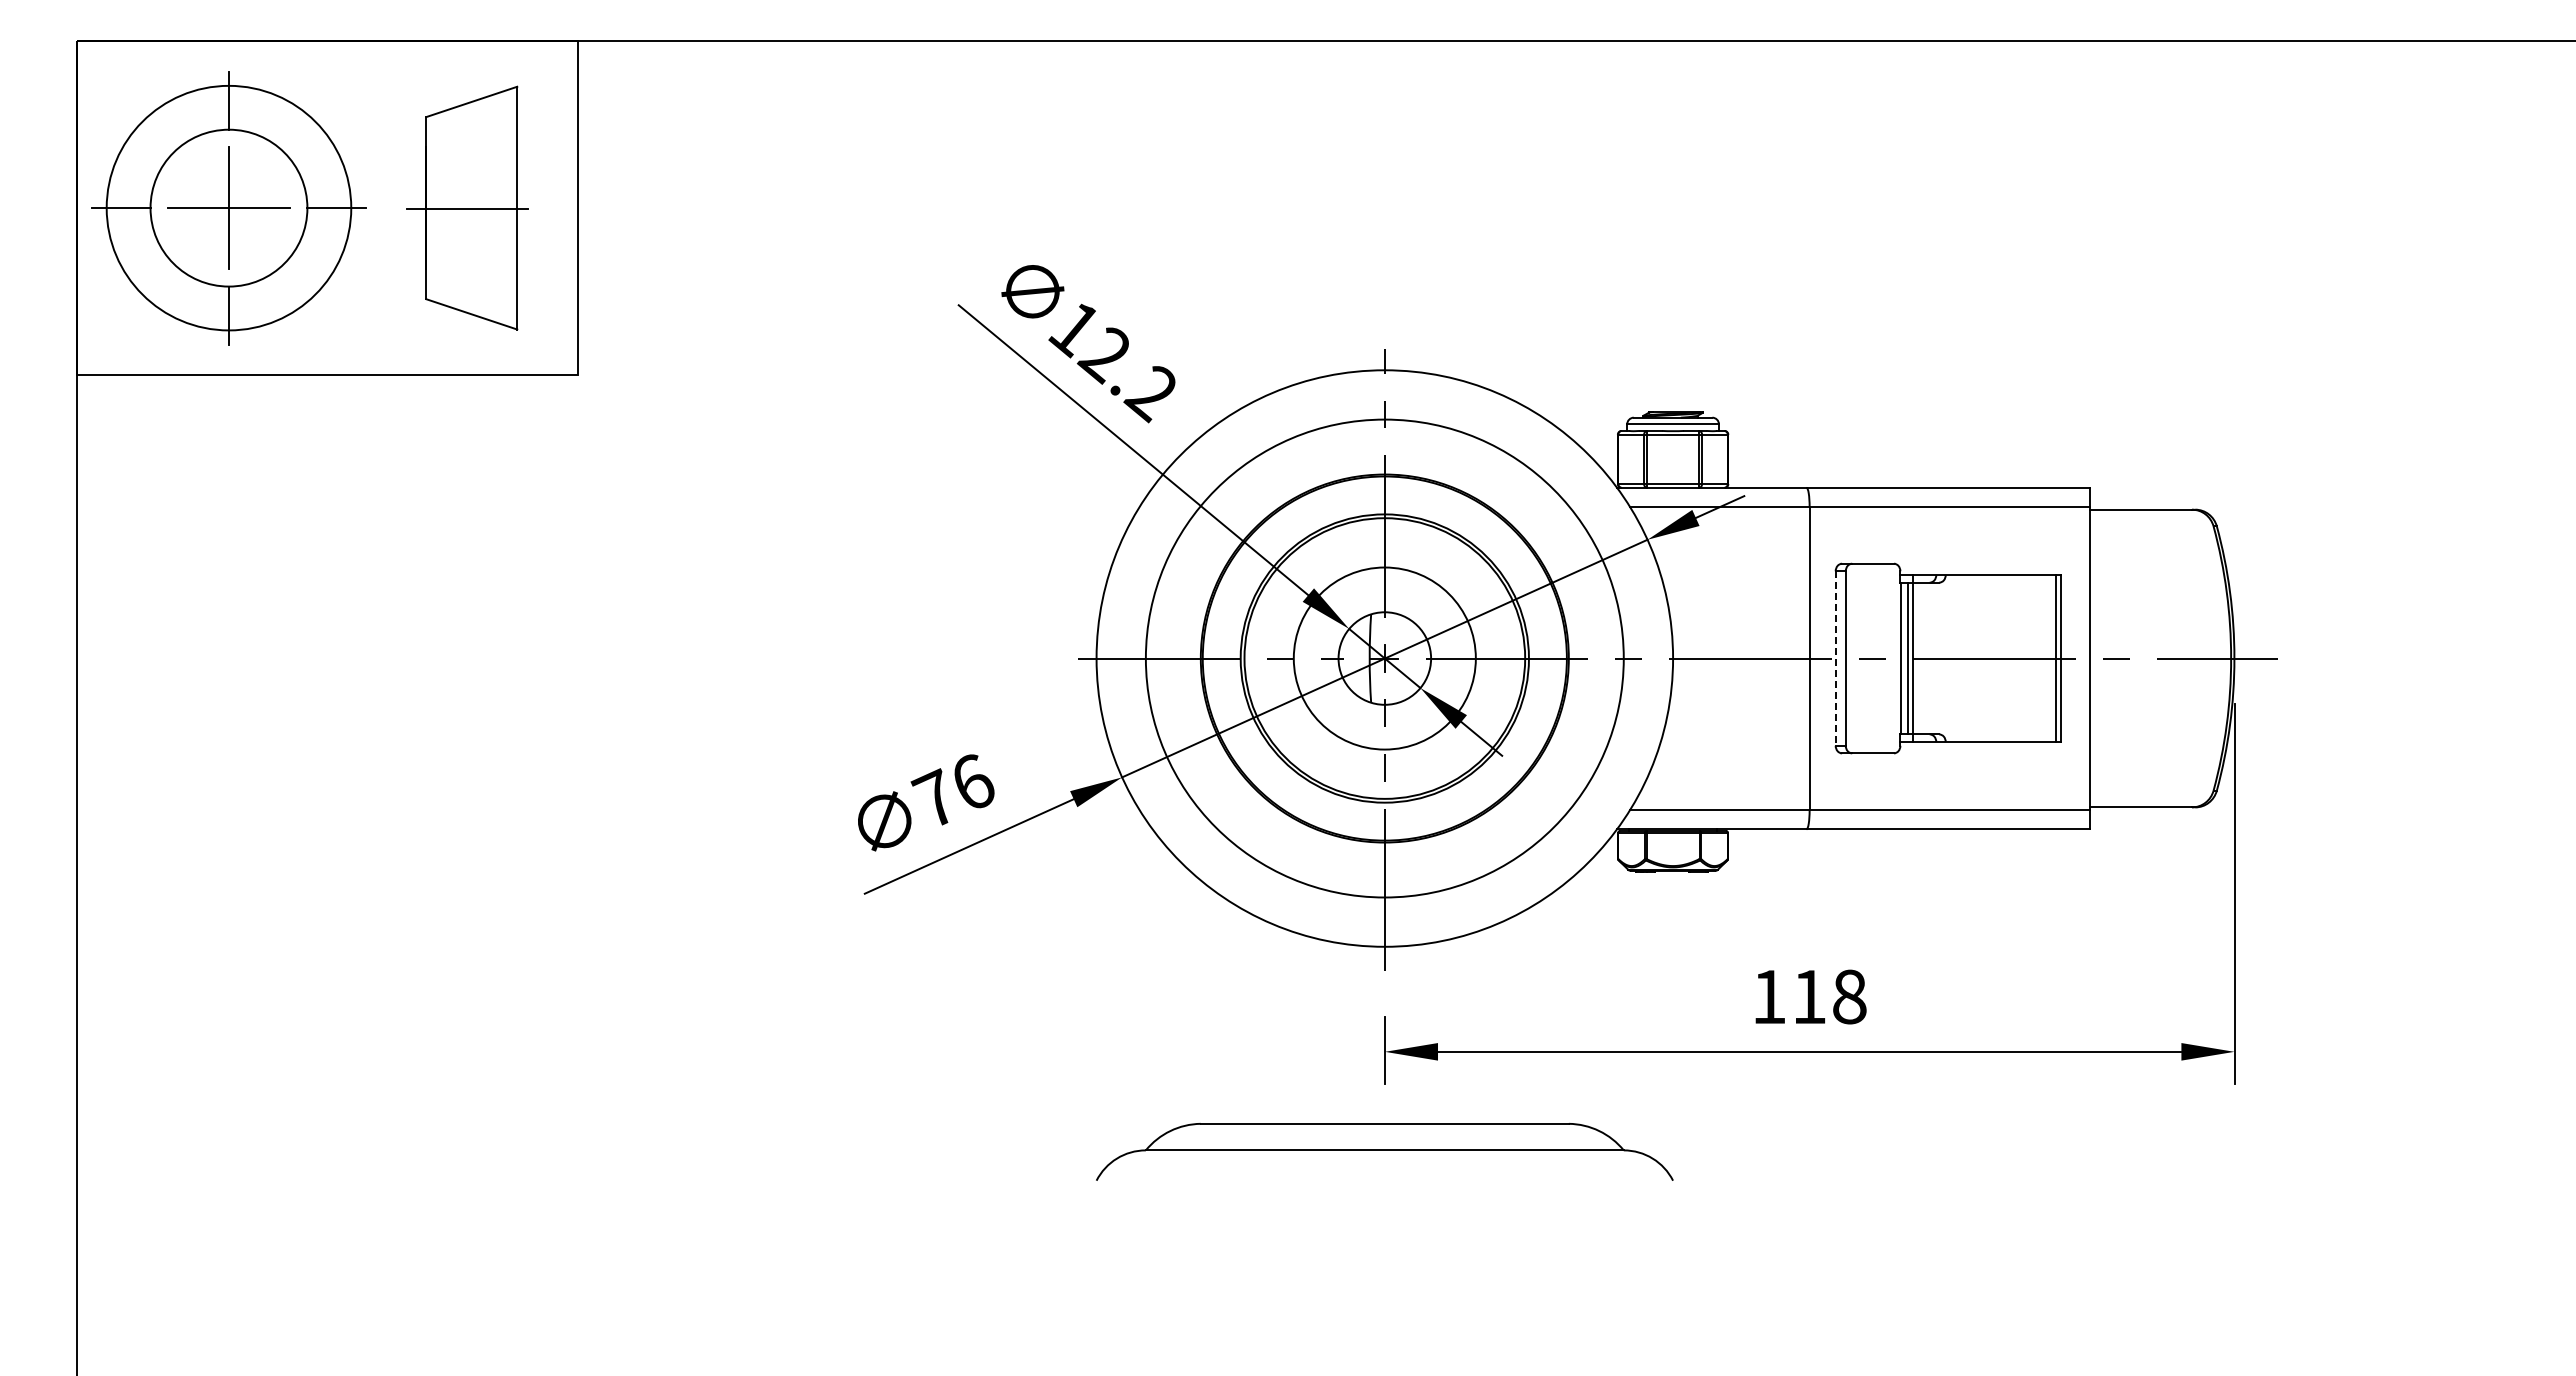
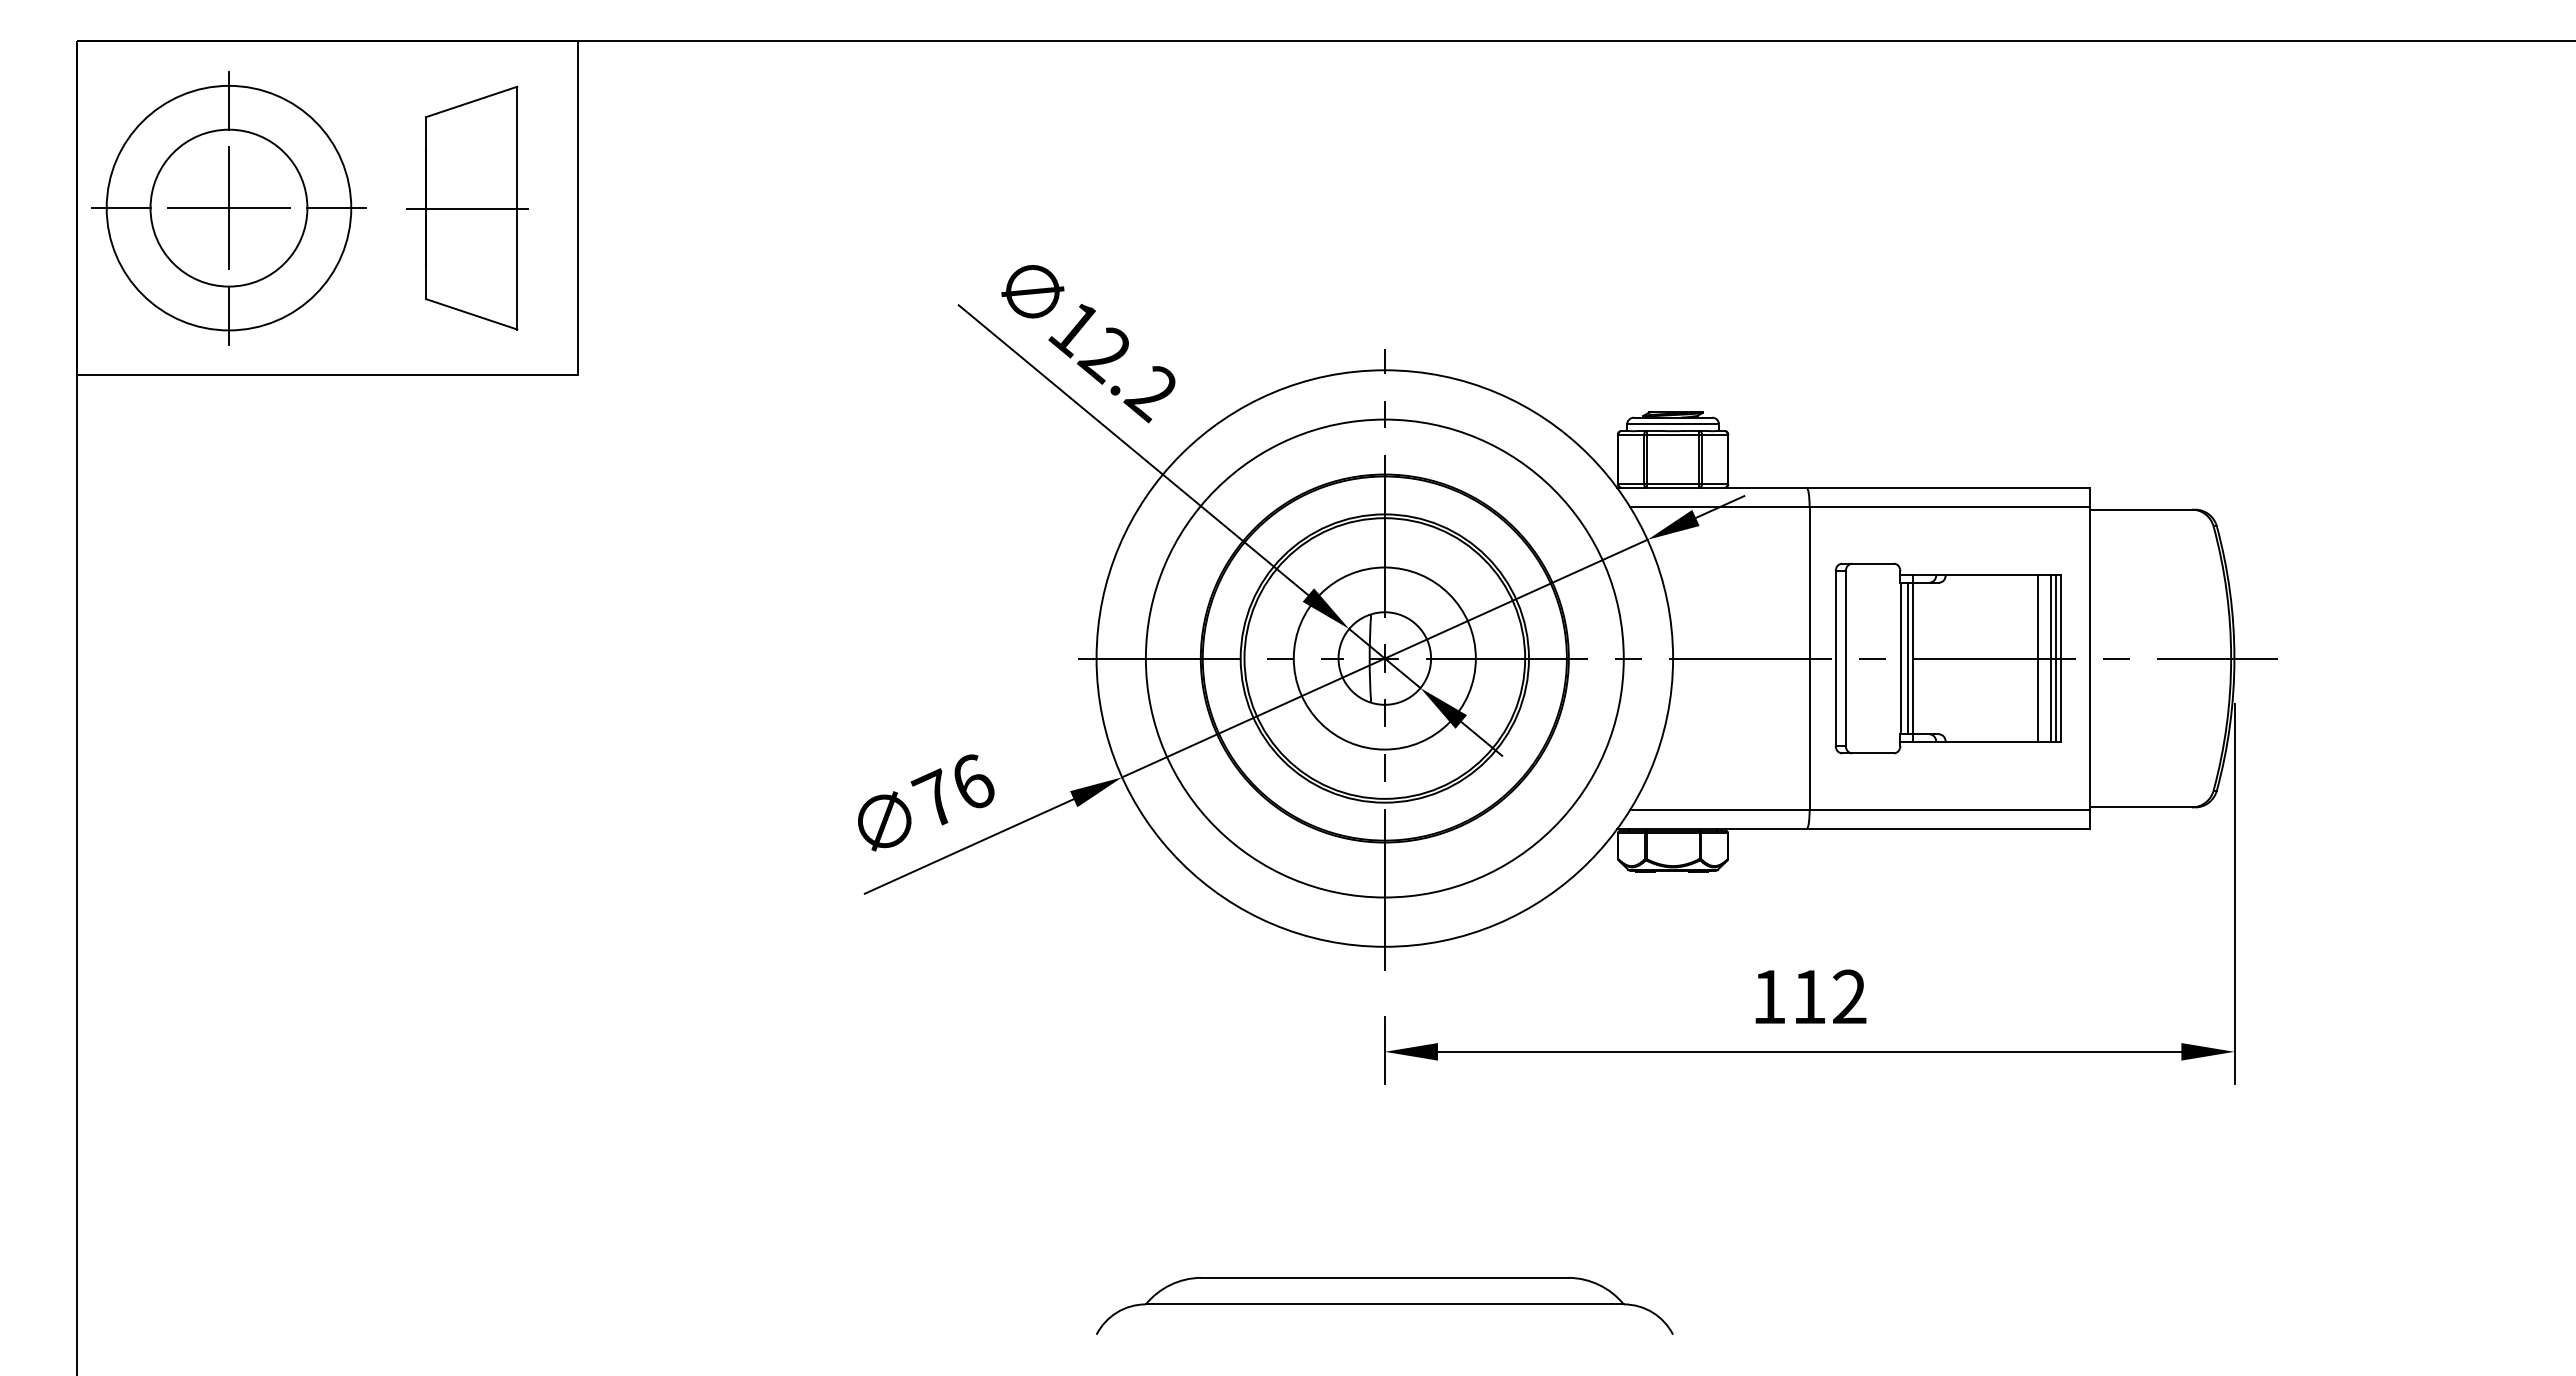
line: none -> present (2038, 658)
line: none -> present (2051, 658)
line: dashed -> solid (1835, 659)
text: 118 -> 112 (1849, 996)
part position: (1384, 1151) -> (1384, 1305) (1384, 1305)
